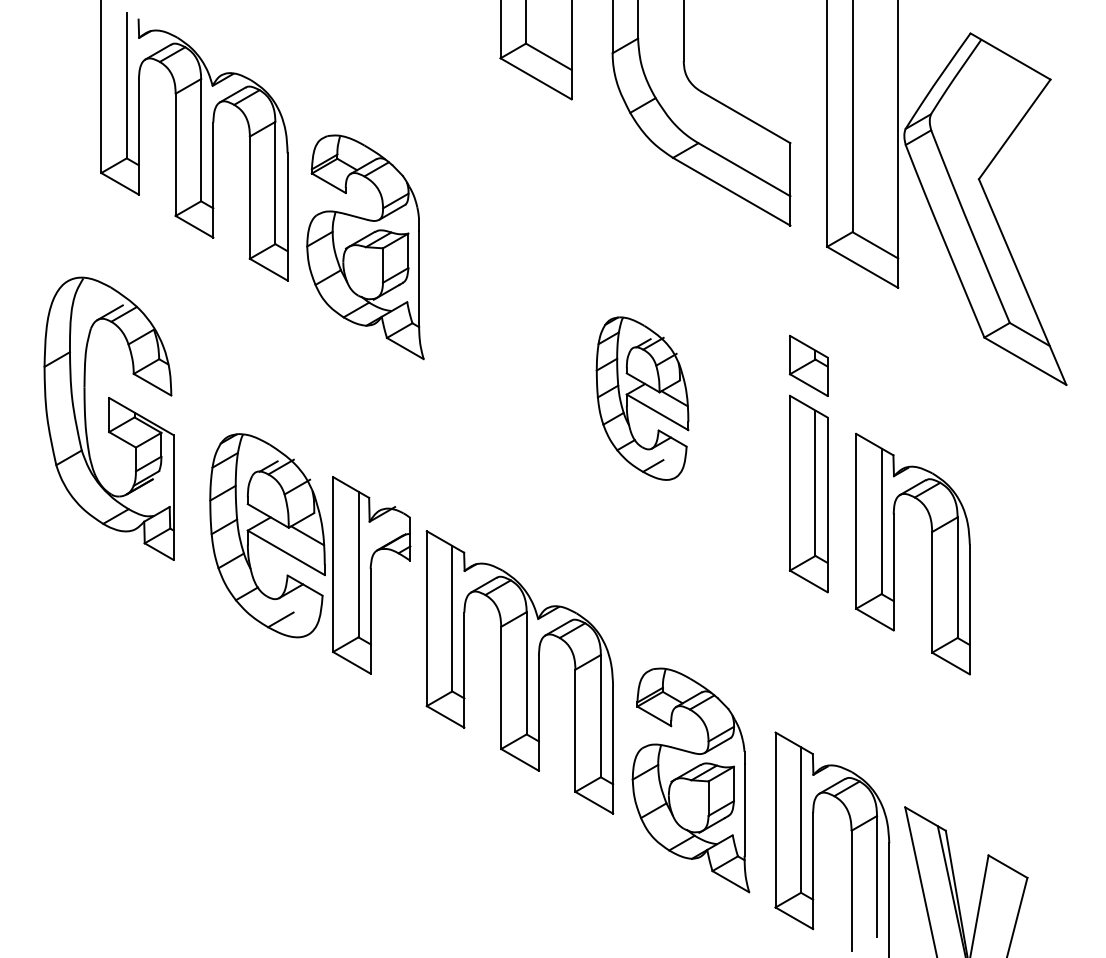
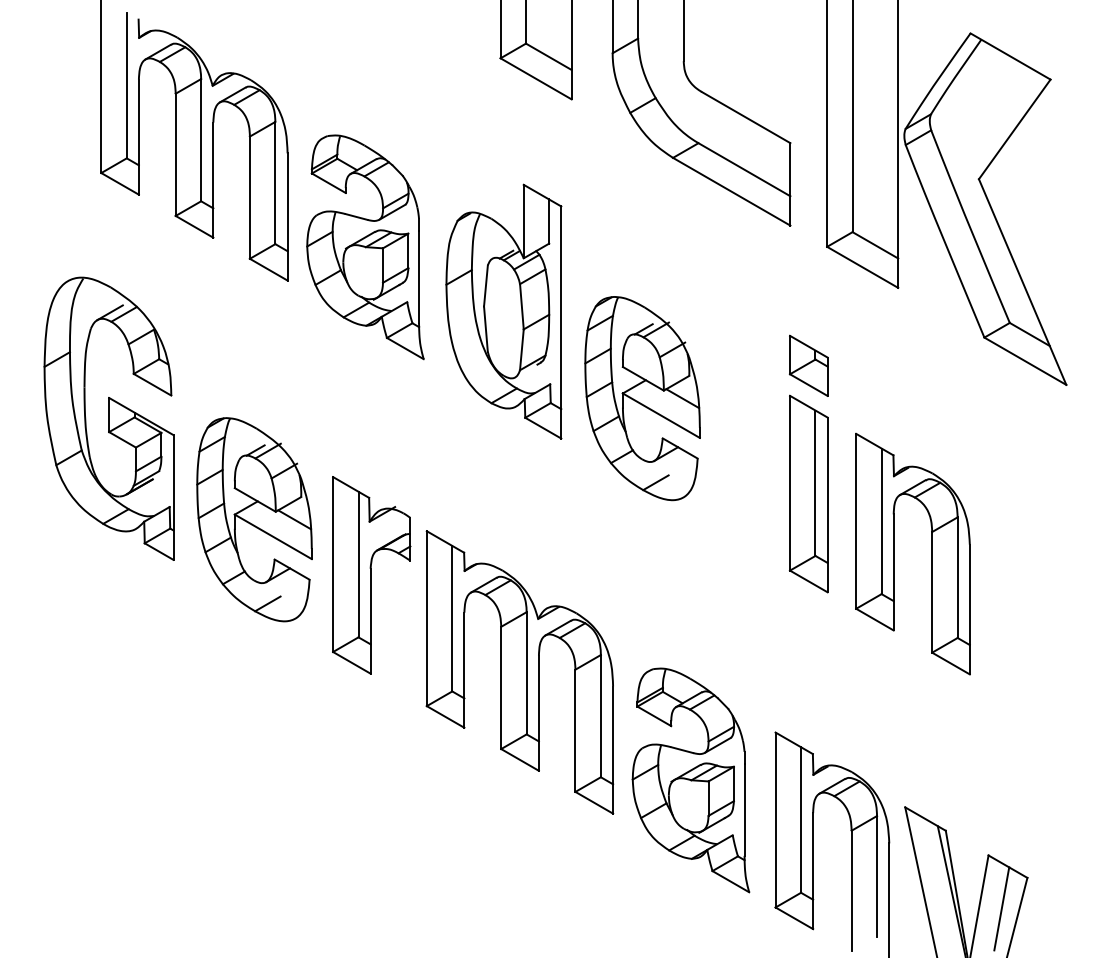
part: none -> present (503, 311)
part size: 95x165 px -> 117x206 px (642, 398)
part position: (267, 535) -> (254, 519) (254, 519)
line: none -> present (1001, 908)
